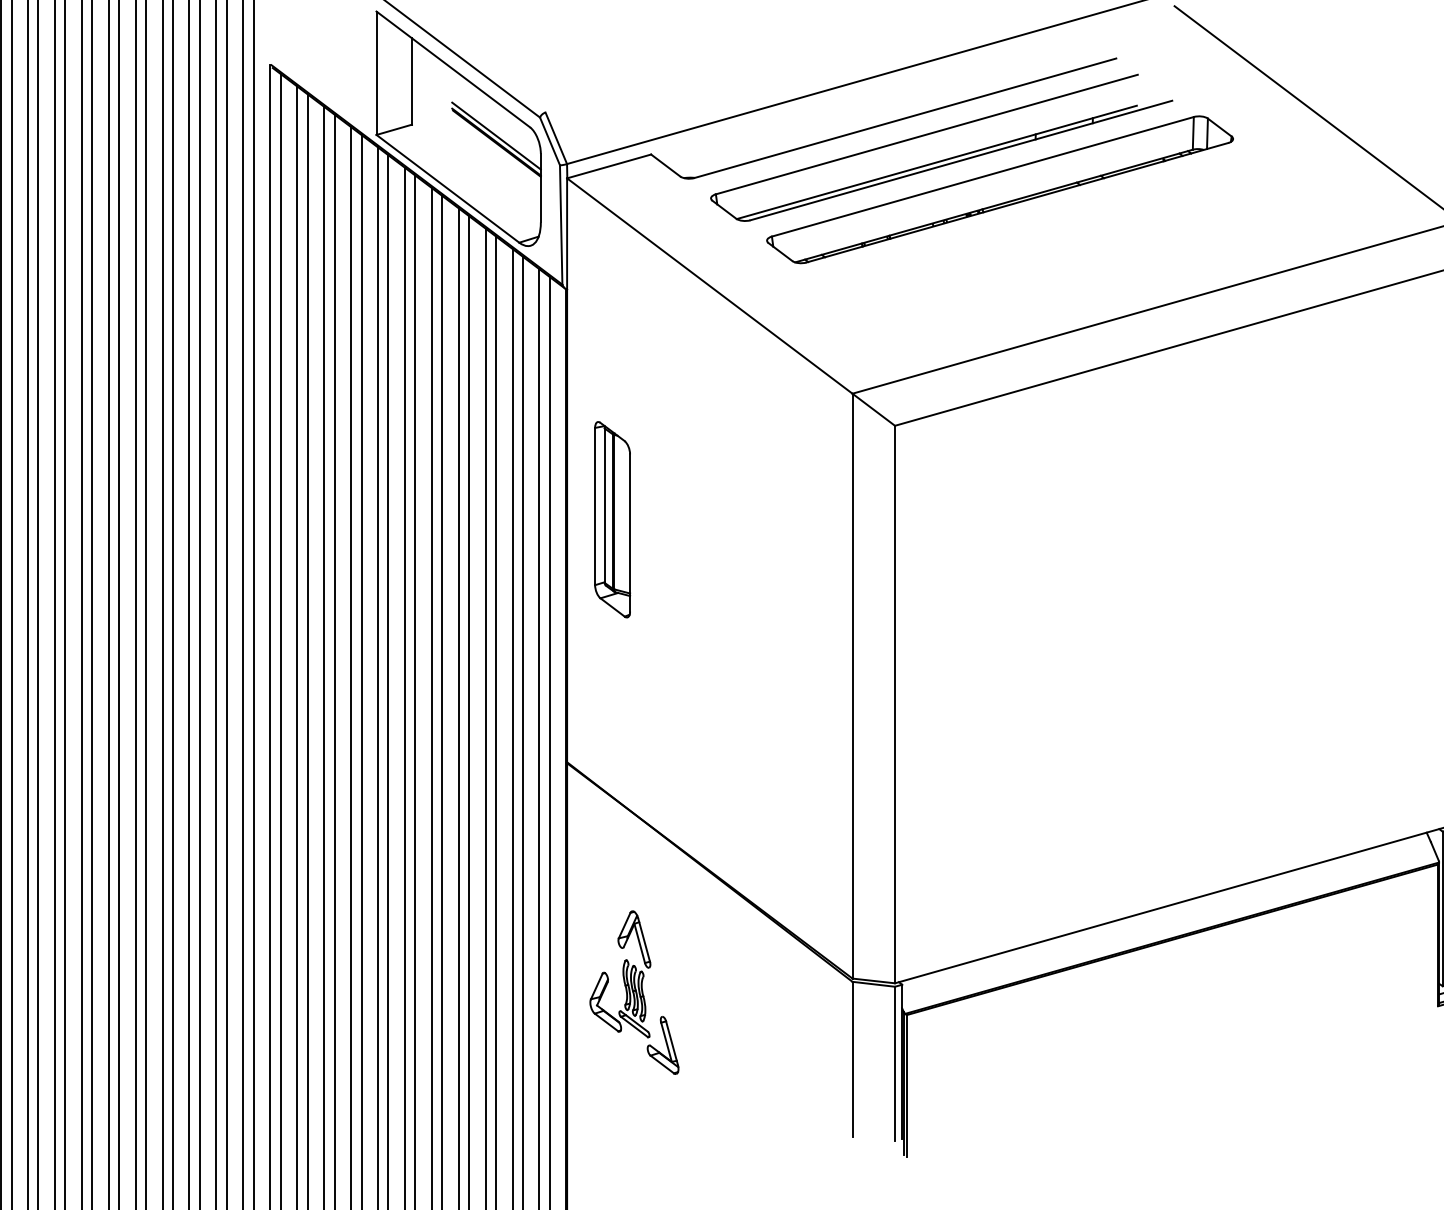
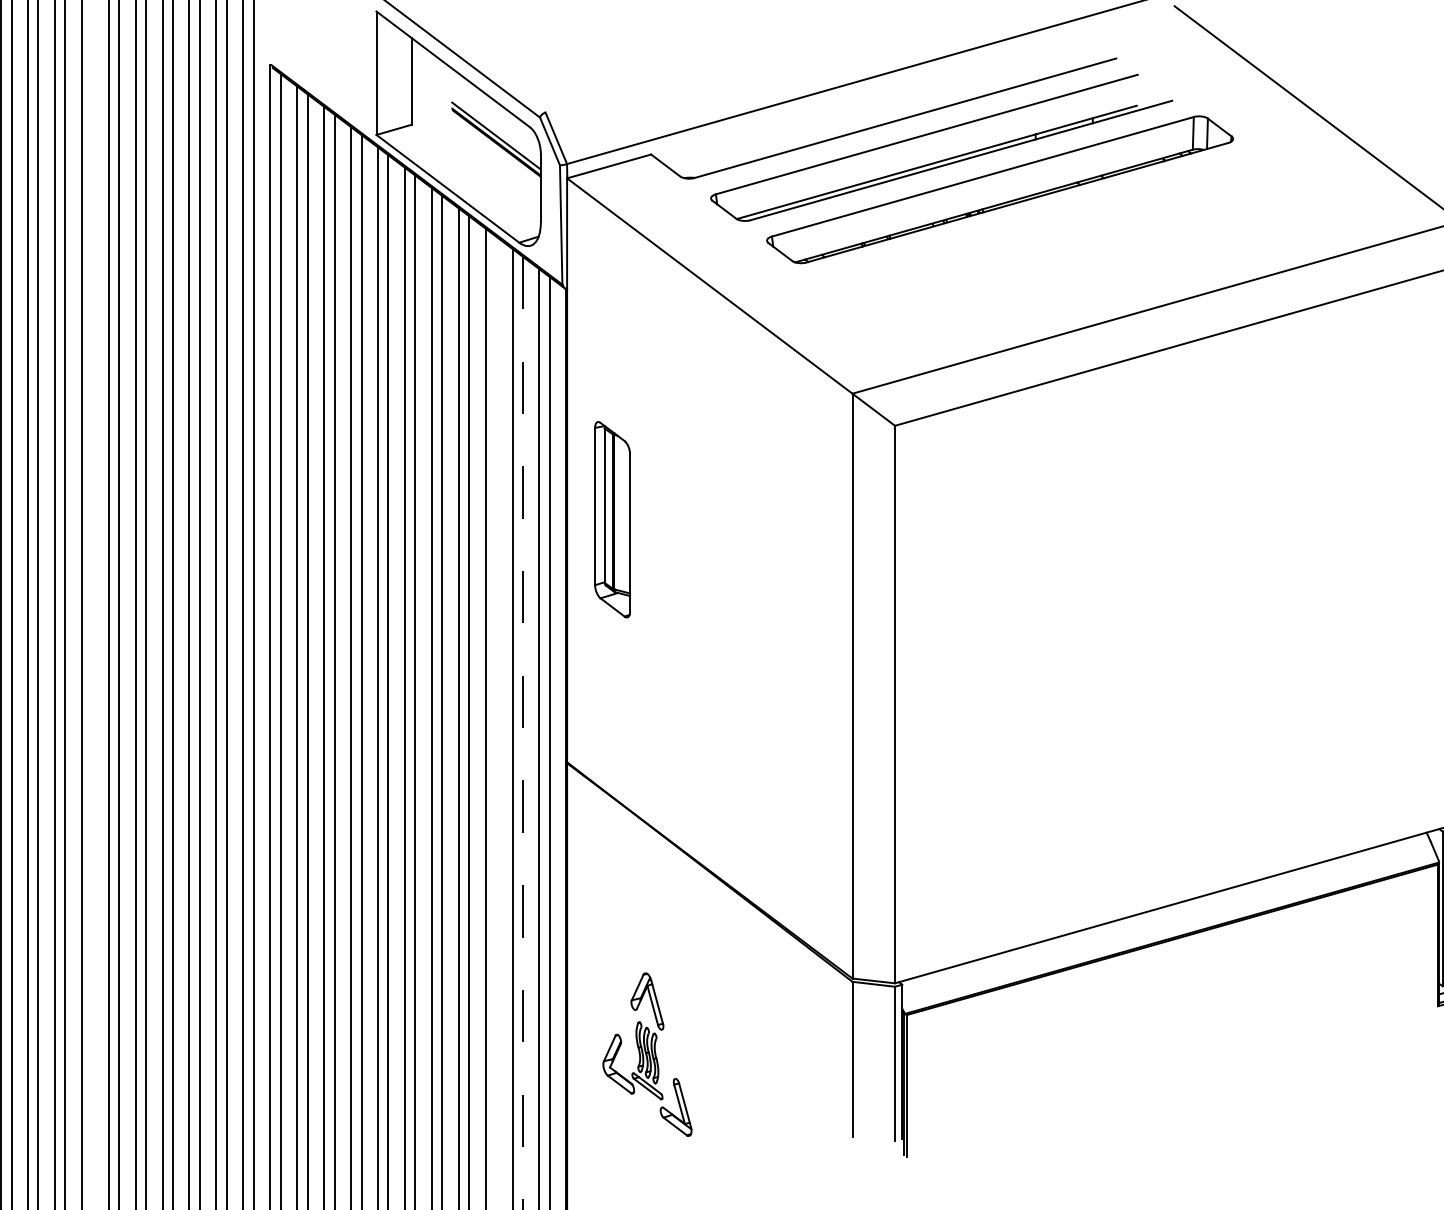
line: present -> none (92, 604)
line: present -> none (496, 721)
line: solid -> dashed (523, 733)
part position: (634, 992) -> (647, 1054) (647, 1054)
